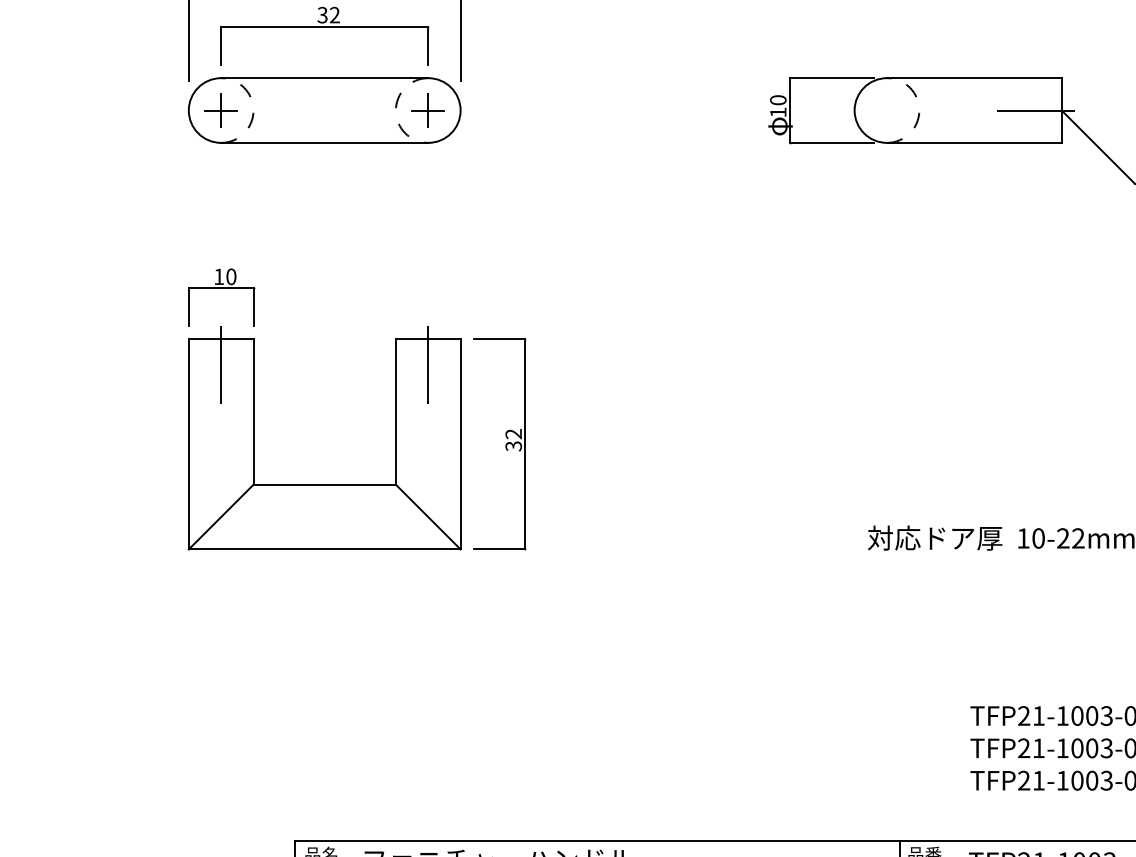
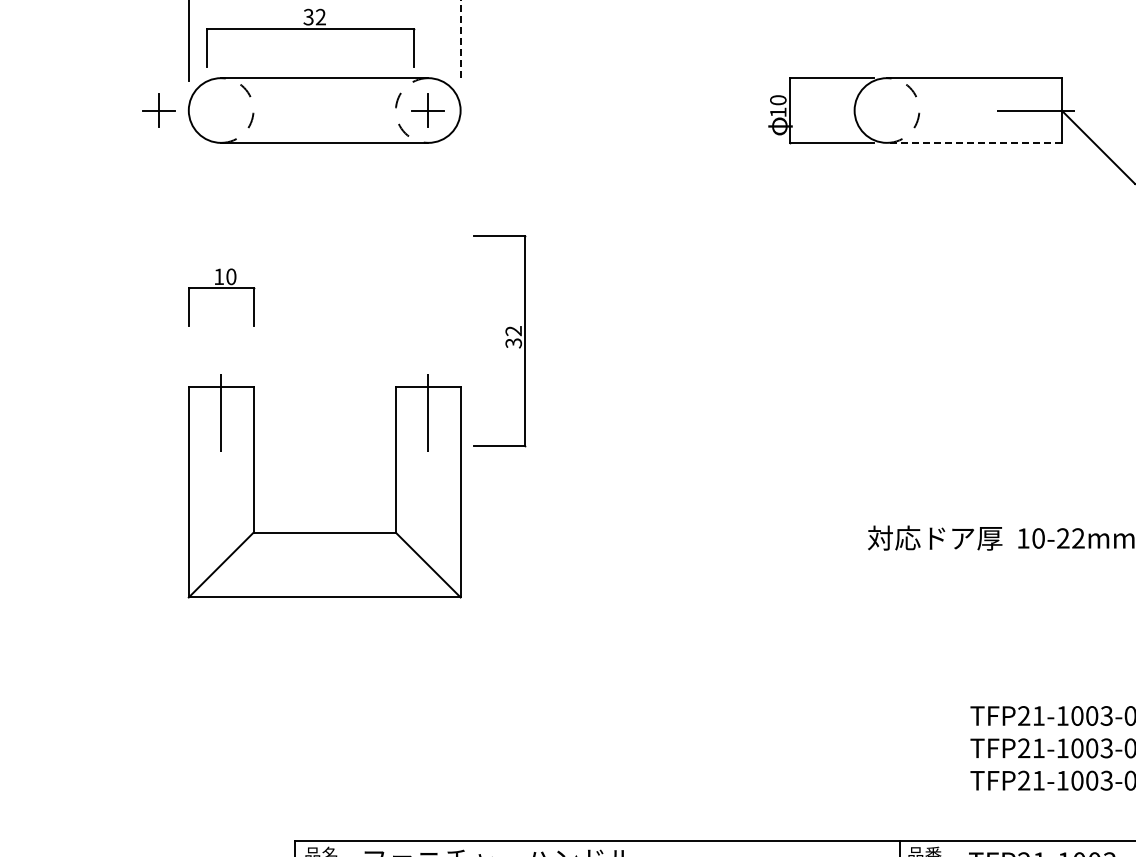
part position: (324, 27) -> (310, 29) (310, 29)
line: solid -> dashed (460, 41)
part position: (220, 110) -> (158, 110) (158, 110)
line: solid -> dashed (973, 142)
part position: (499, 444) -> (499, 341) (499, 341)
part position: (324, 484) -> (324, 532) (324, 532)
